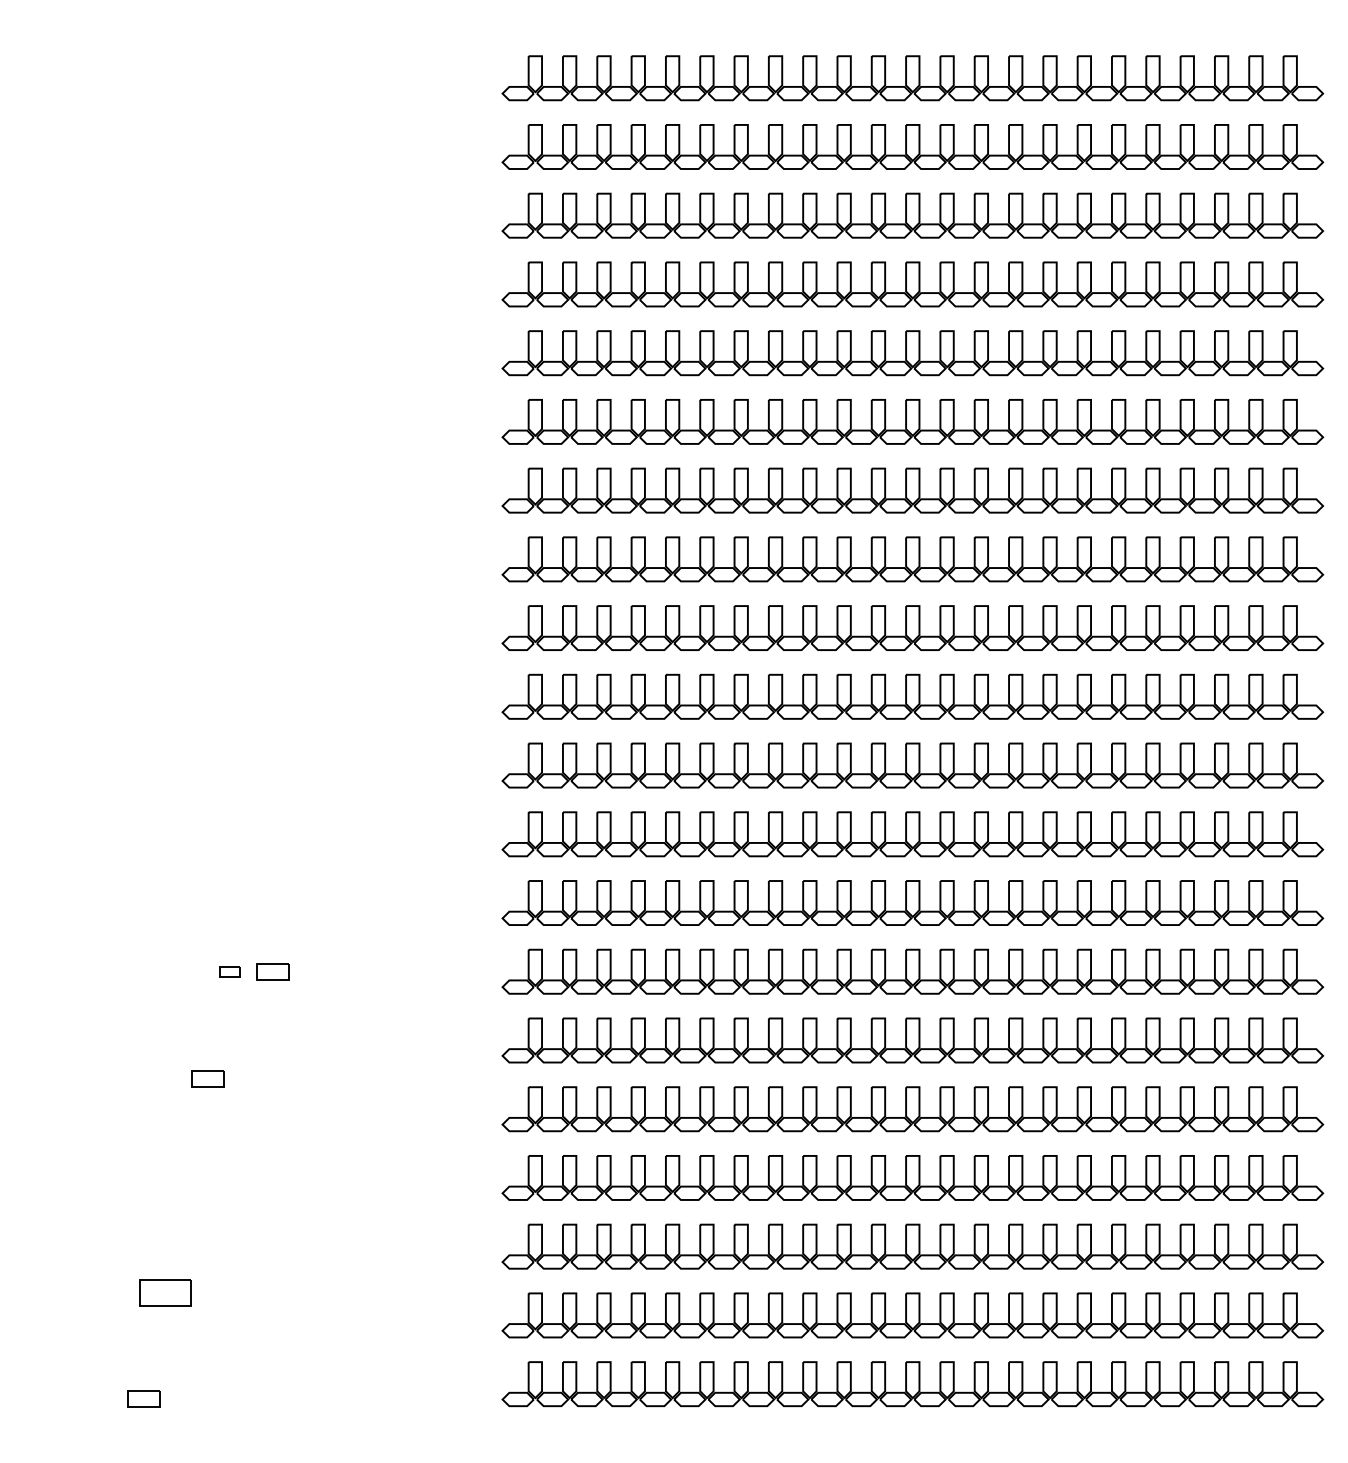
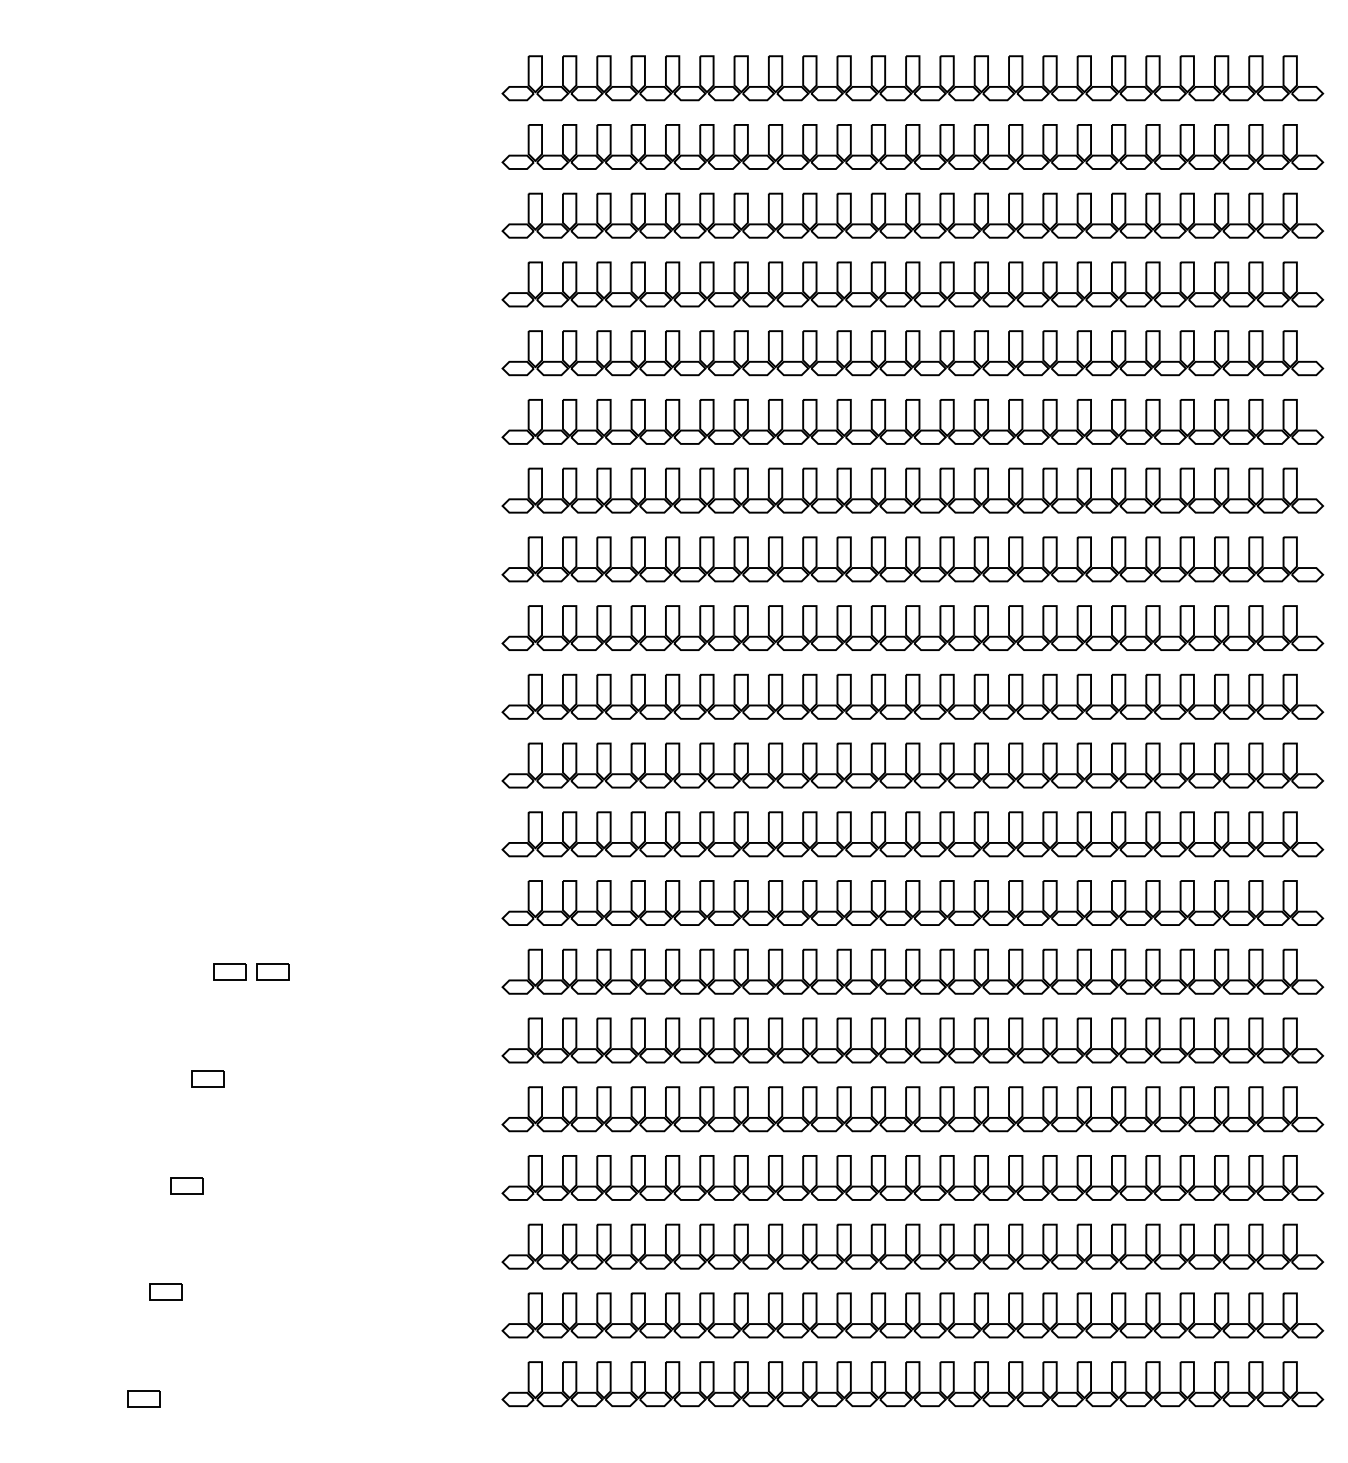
part size: 22x12 px -> 34x18 px (229, 971)
part: none -> present (186, 1185)
part size: 53x28 px -> 34x18 px (165, 1291)
